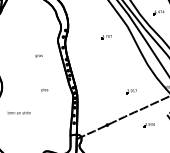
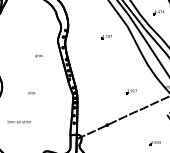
text position: (44, 89) -> (31, 92) (31, 92)
text position: (18, 112) -> (18, 121) (18, 121)
part position: (148, 125) -> (154, 143) (154, 143)
